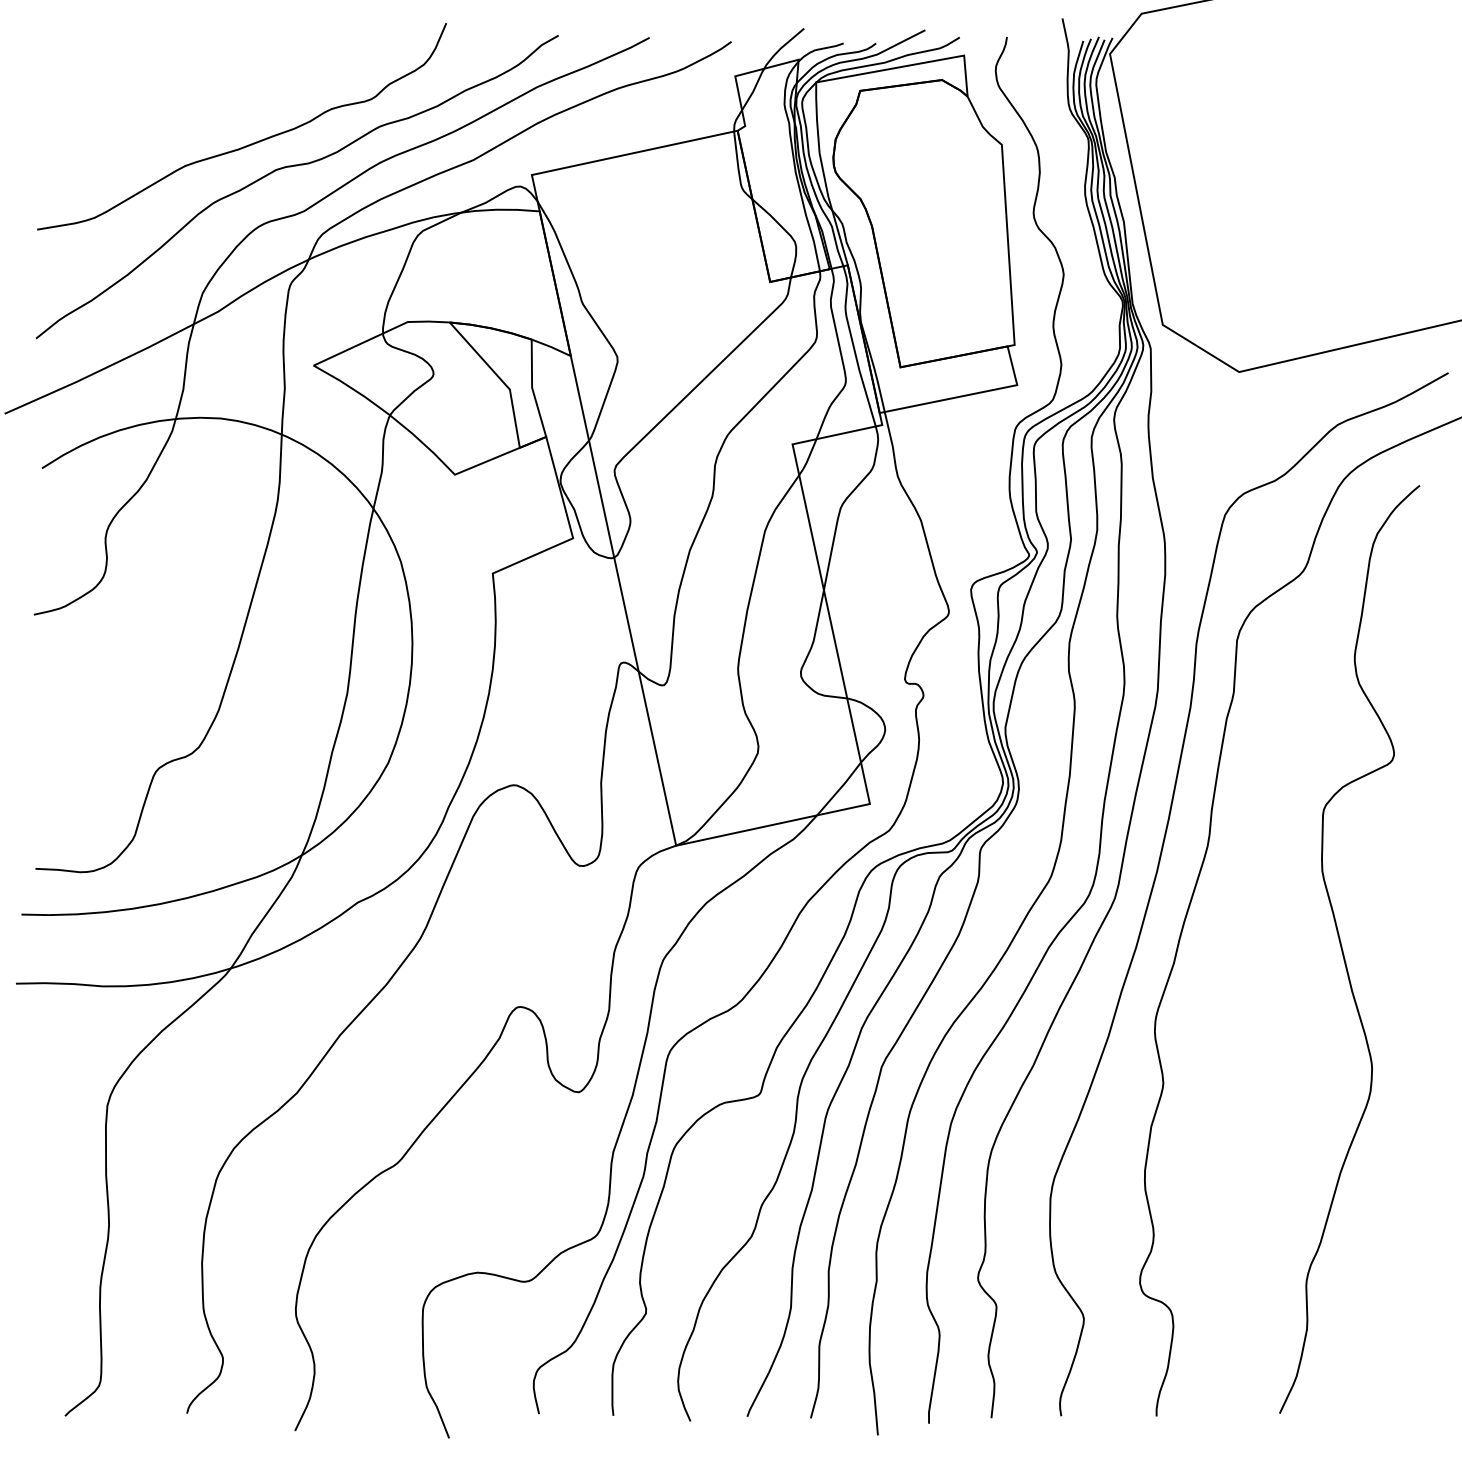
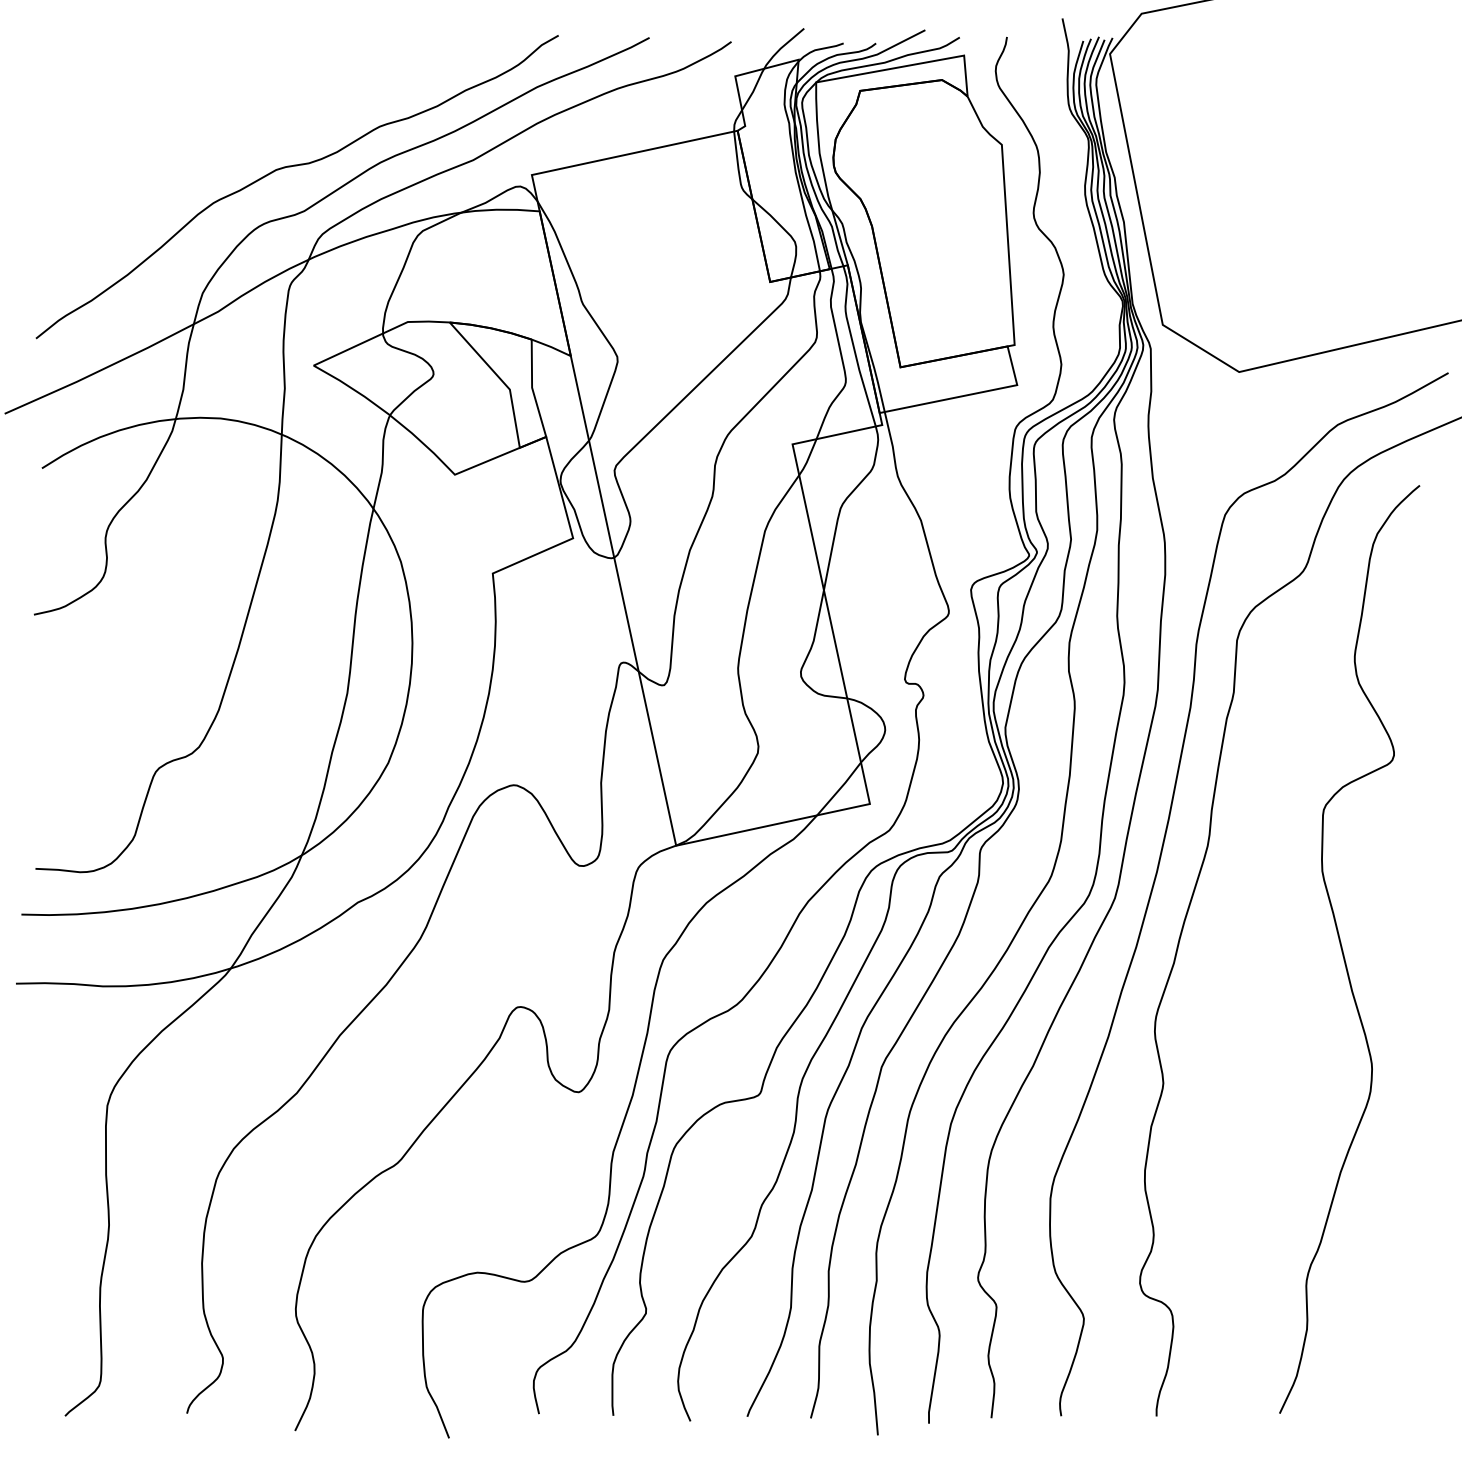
curve: present -> none (250, 143)
